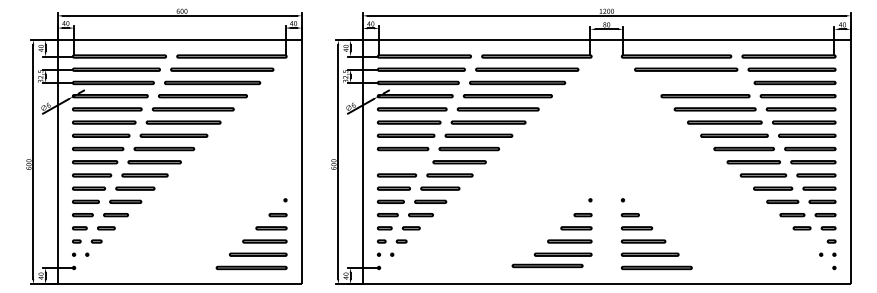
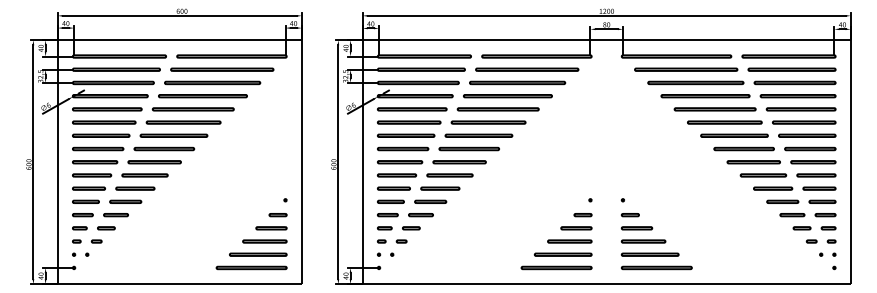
part: none -> present (695, 82)
line: none -> present (400, 162)
part: none -> present (811, 241)
part position: (547, 265) -> (556, 267) (556, 267)
